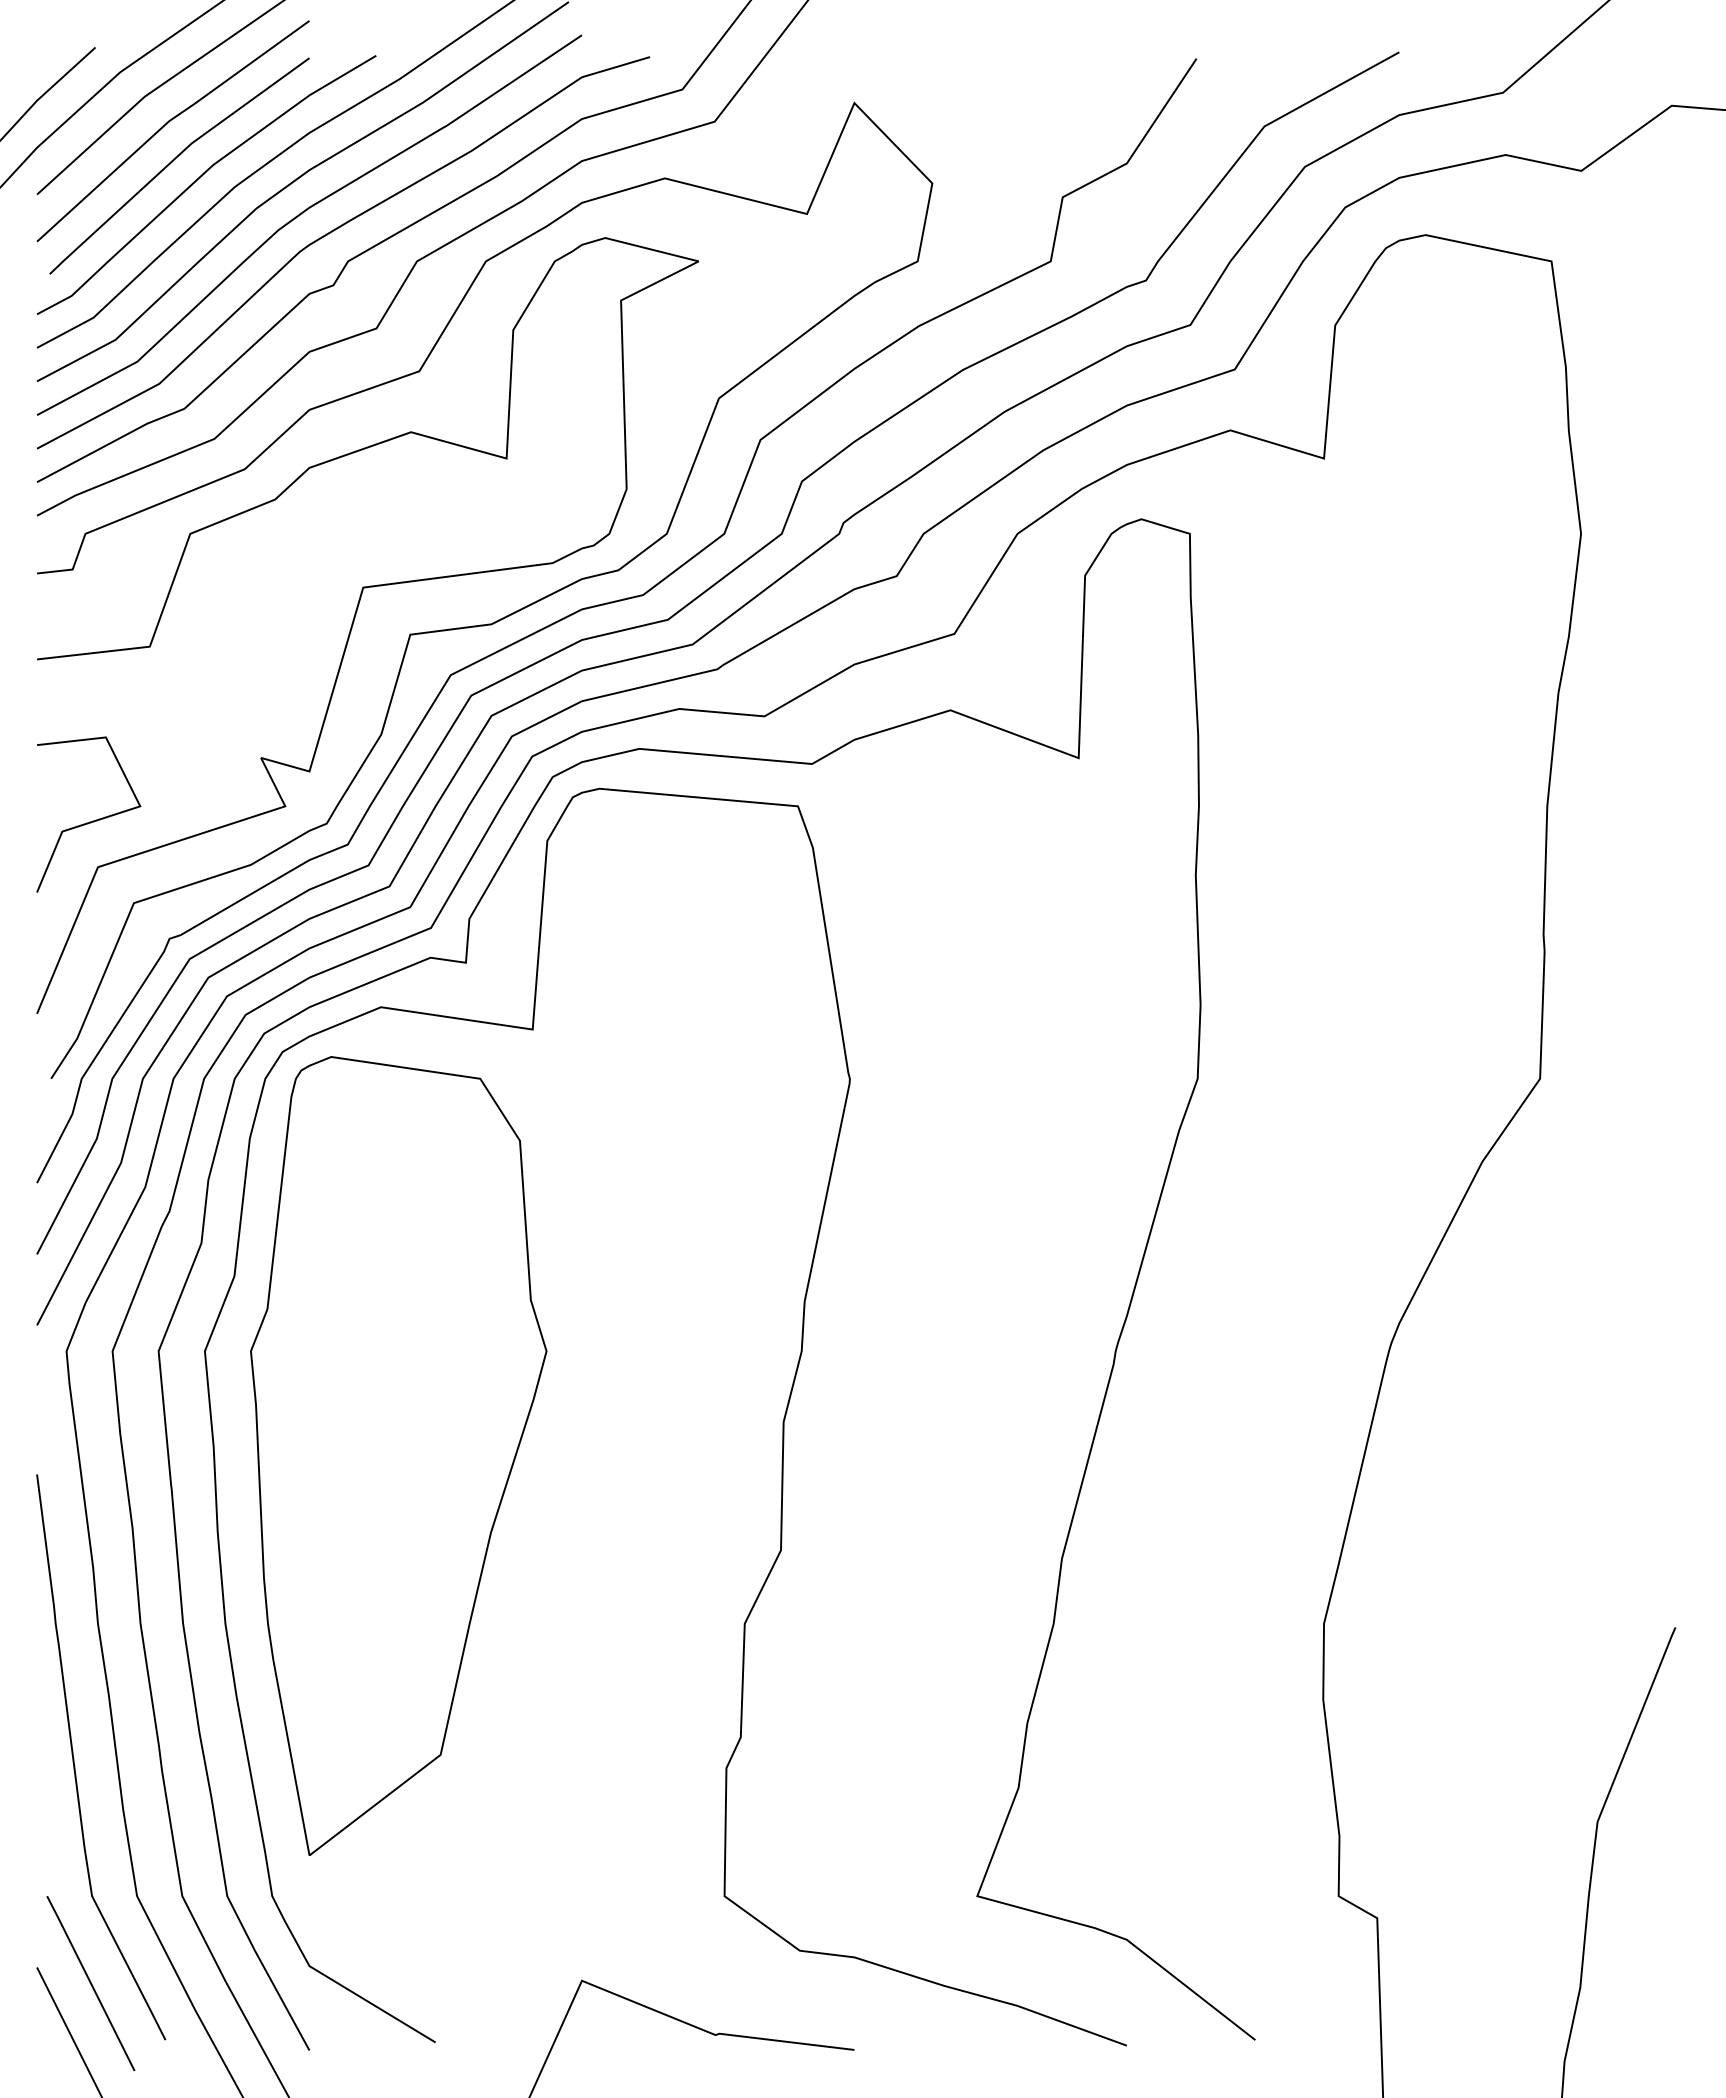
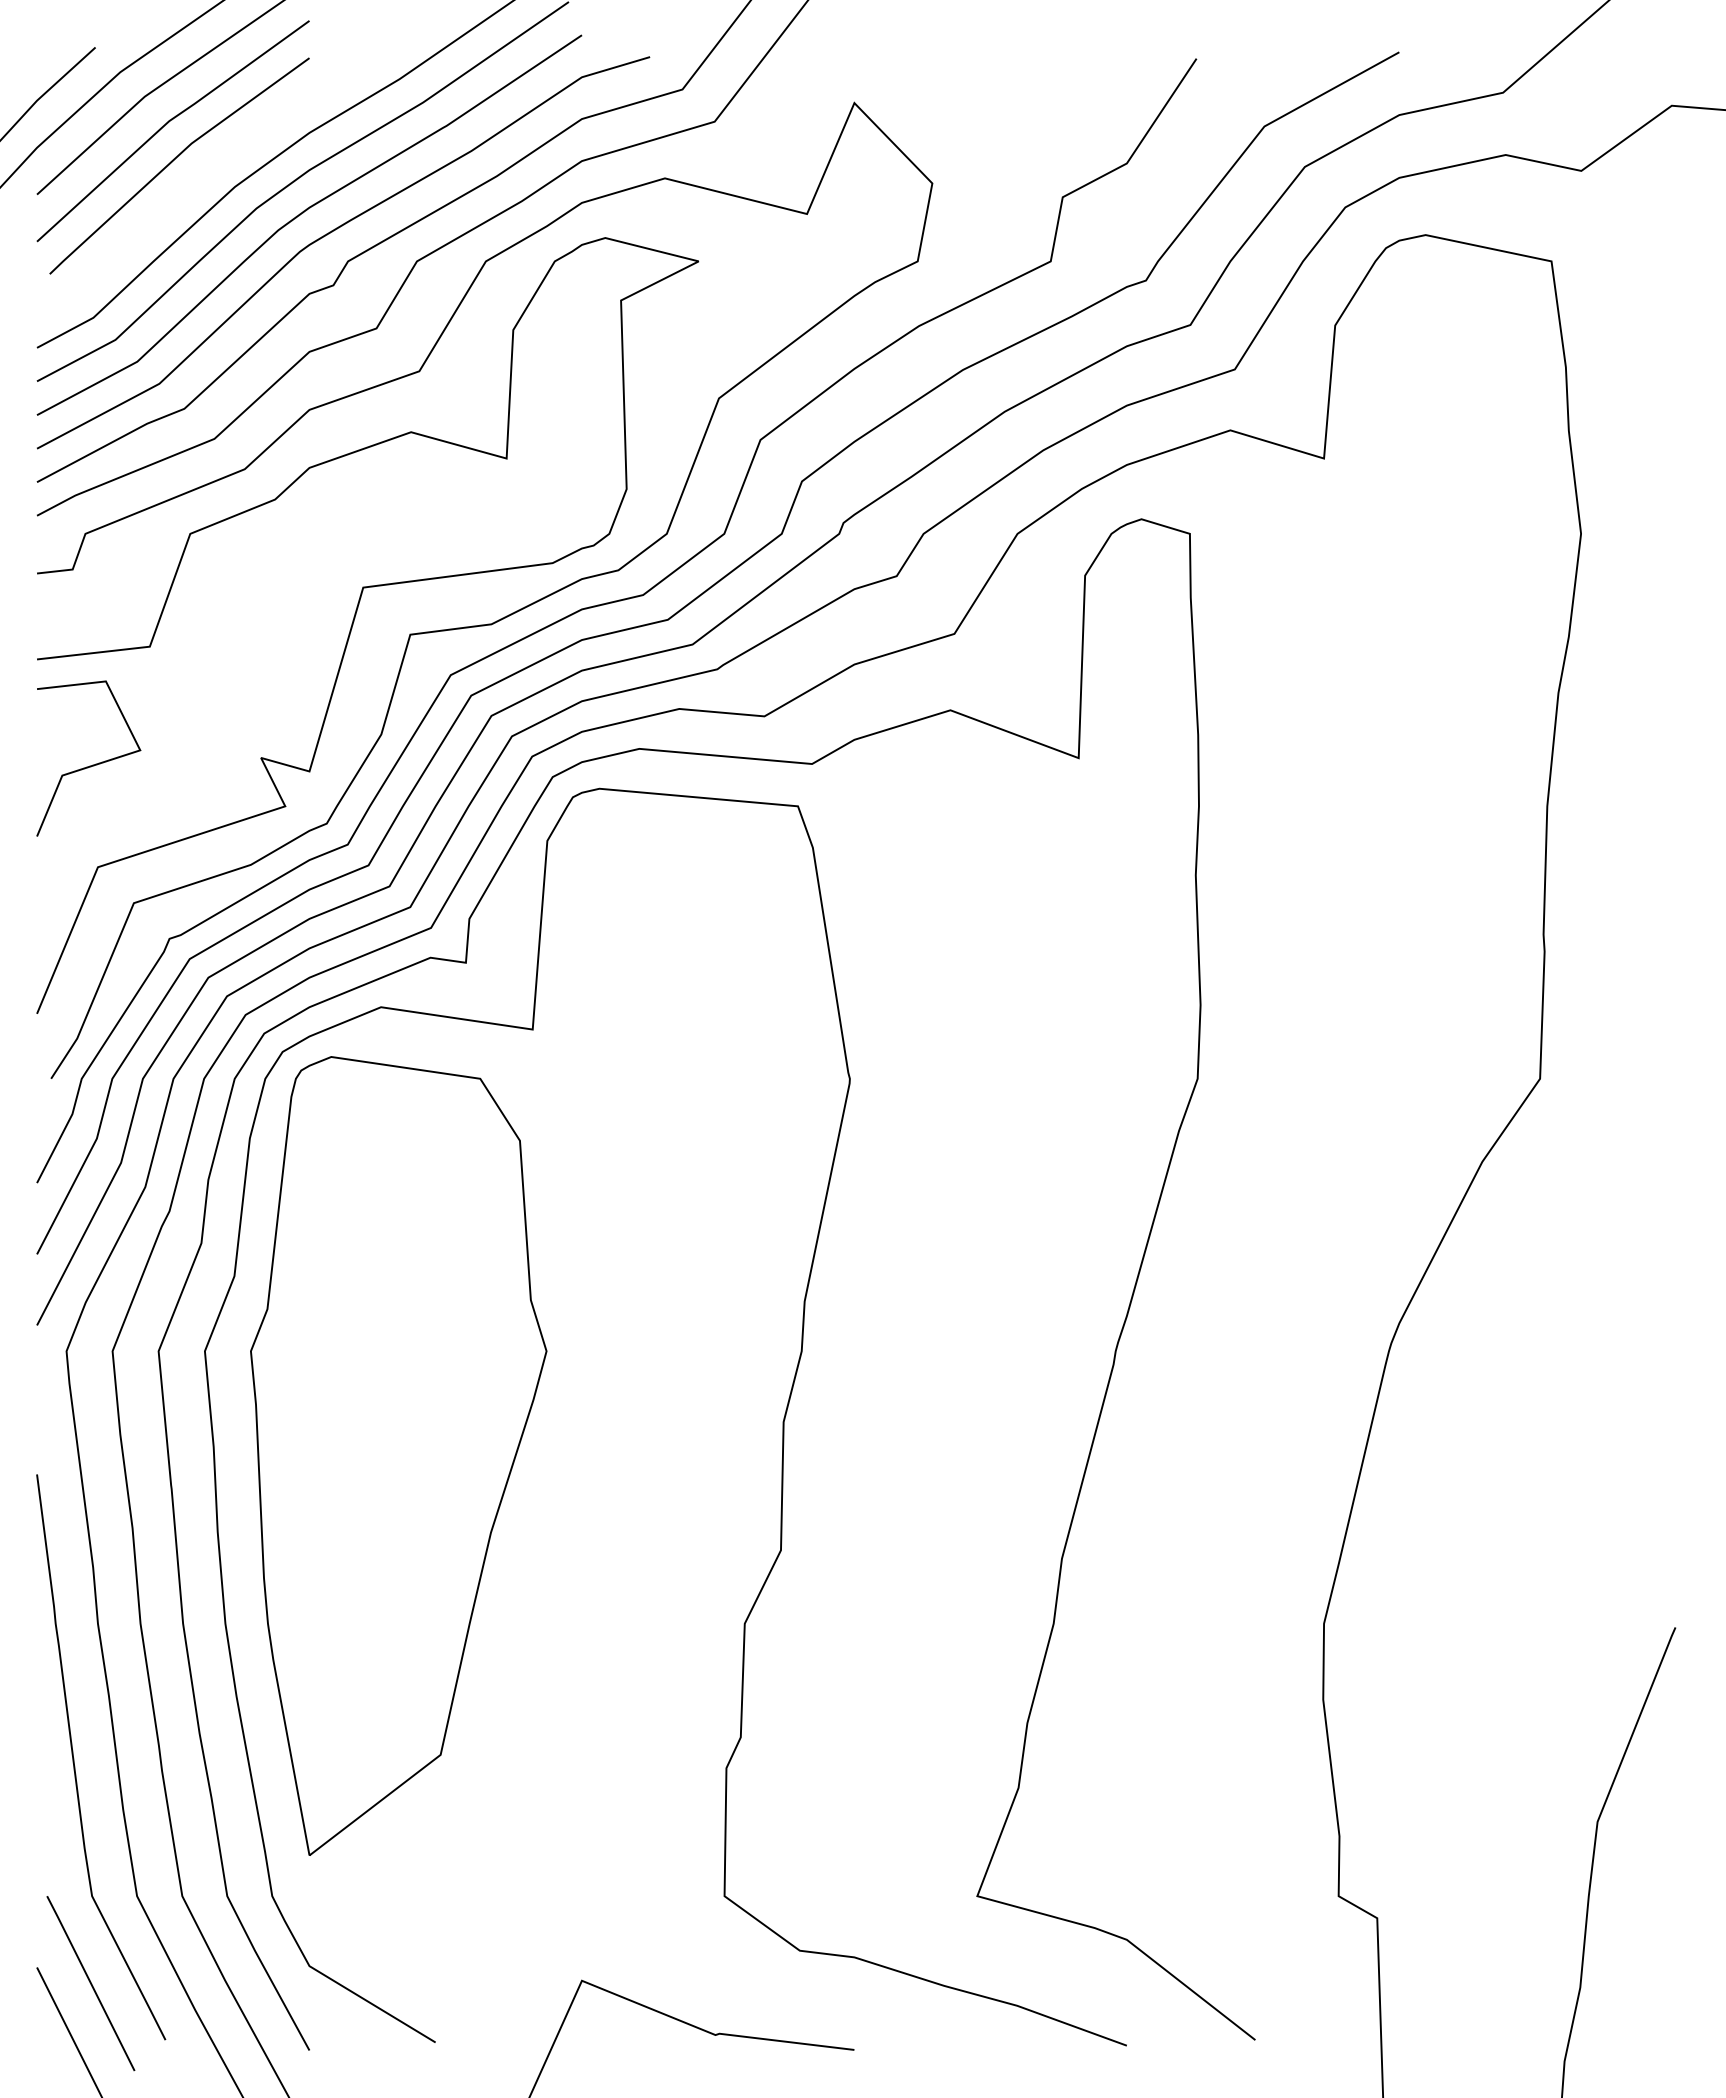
curve: present -> none (200, 178)
line position: (89, 821) -> (89, 765) (89, 765)
